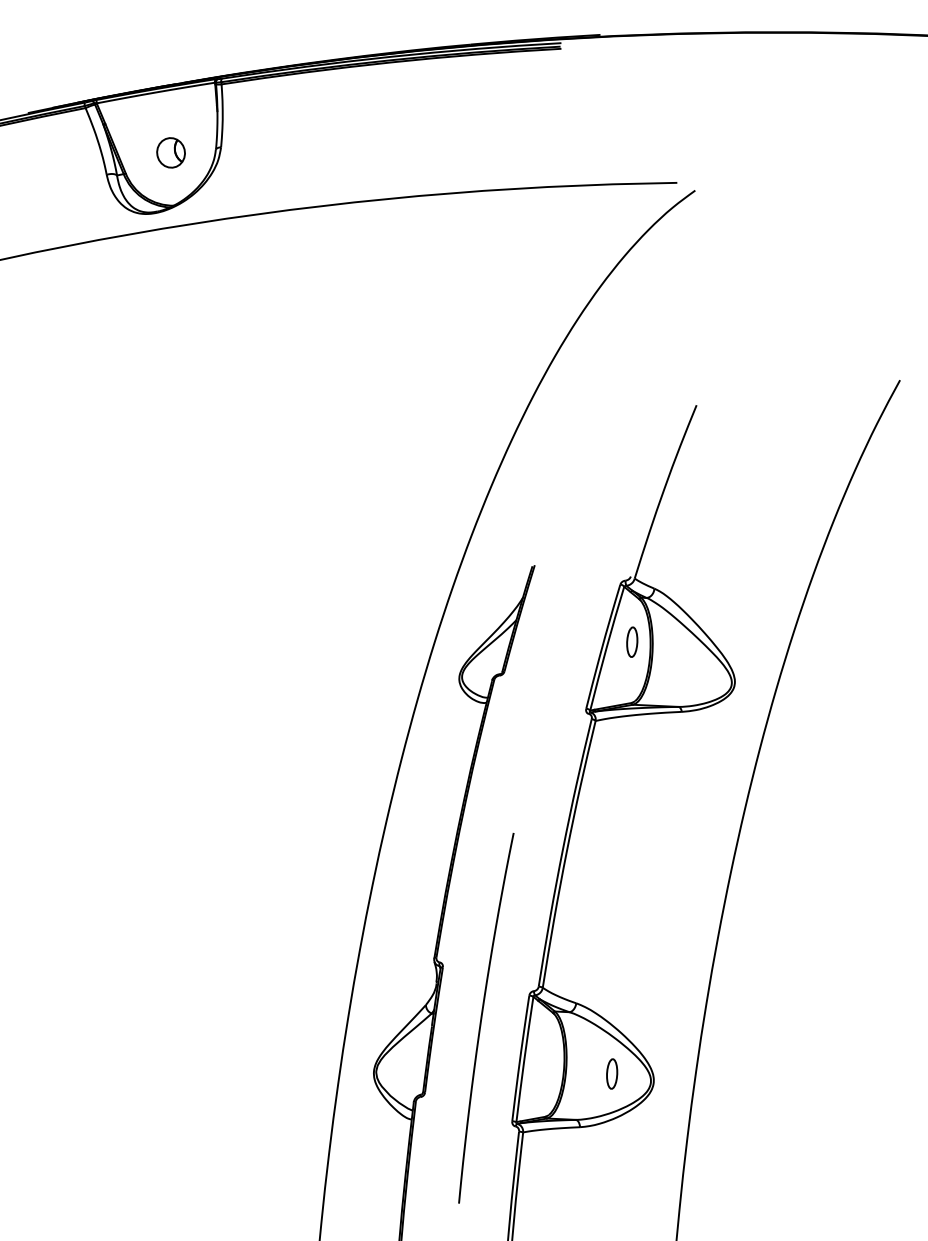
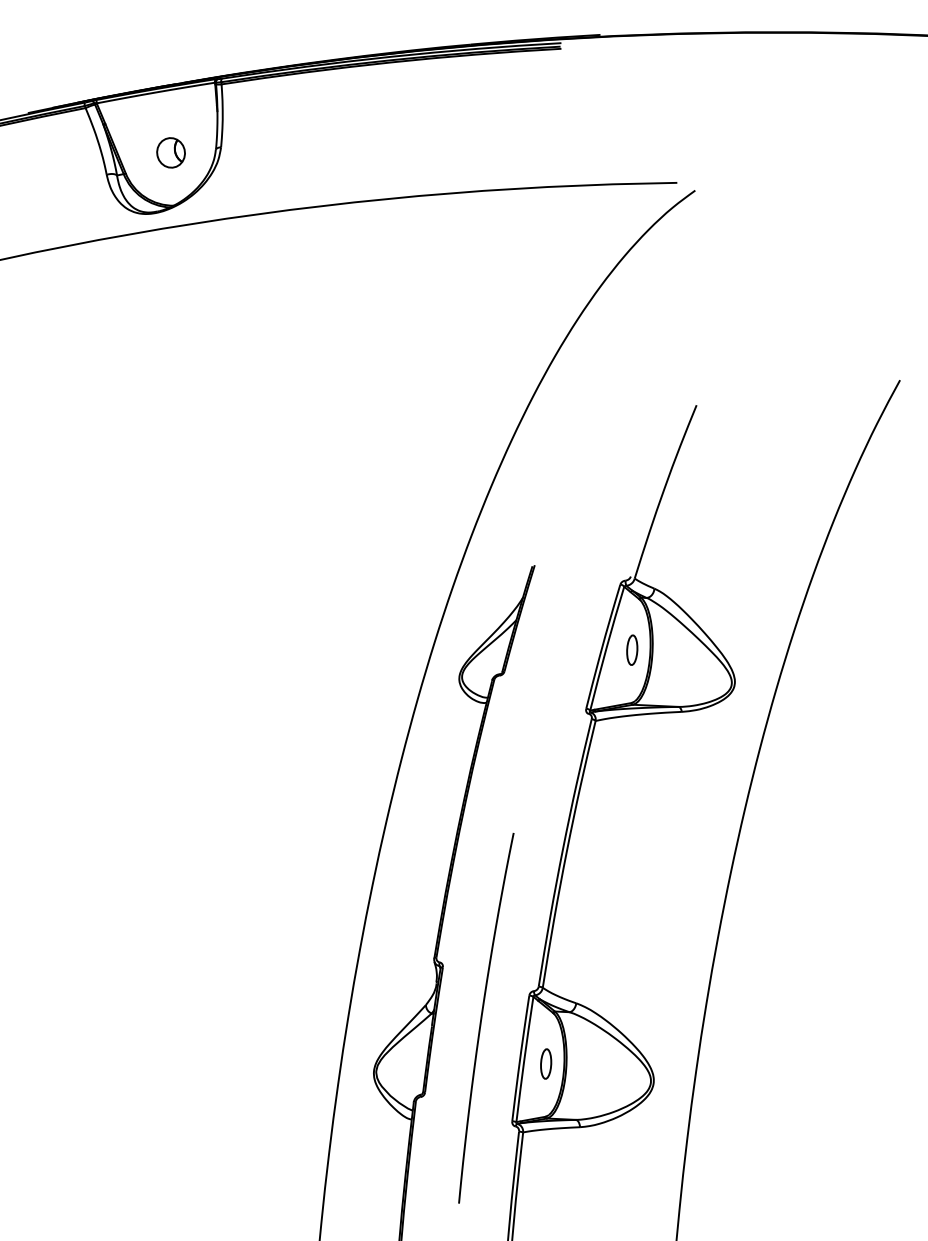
part position: (632, 641) -> (632, 649) (632, 649)
part position: (612, 1073) -> (546, 1063) (546, 1063)
